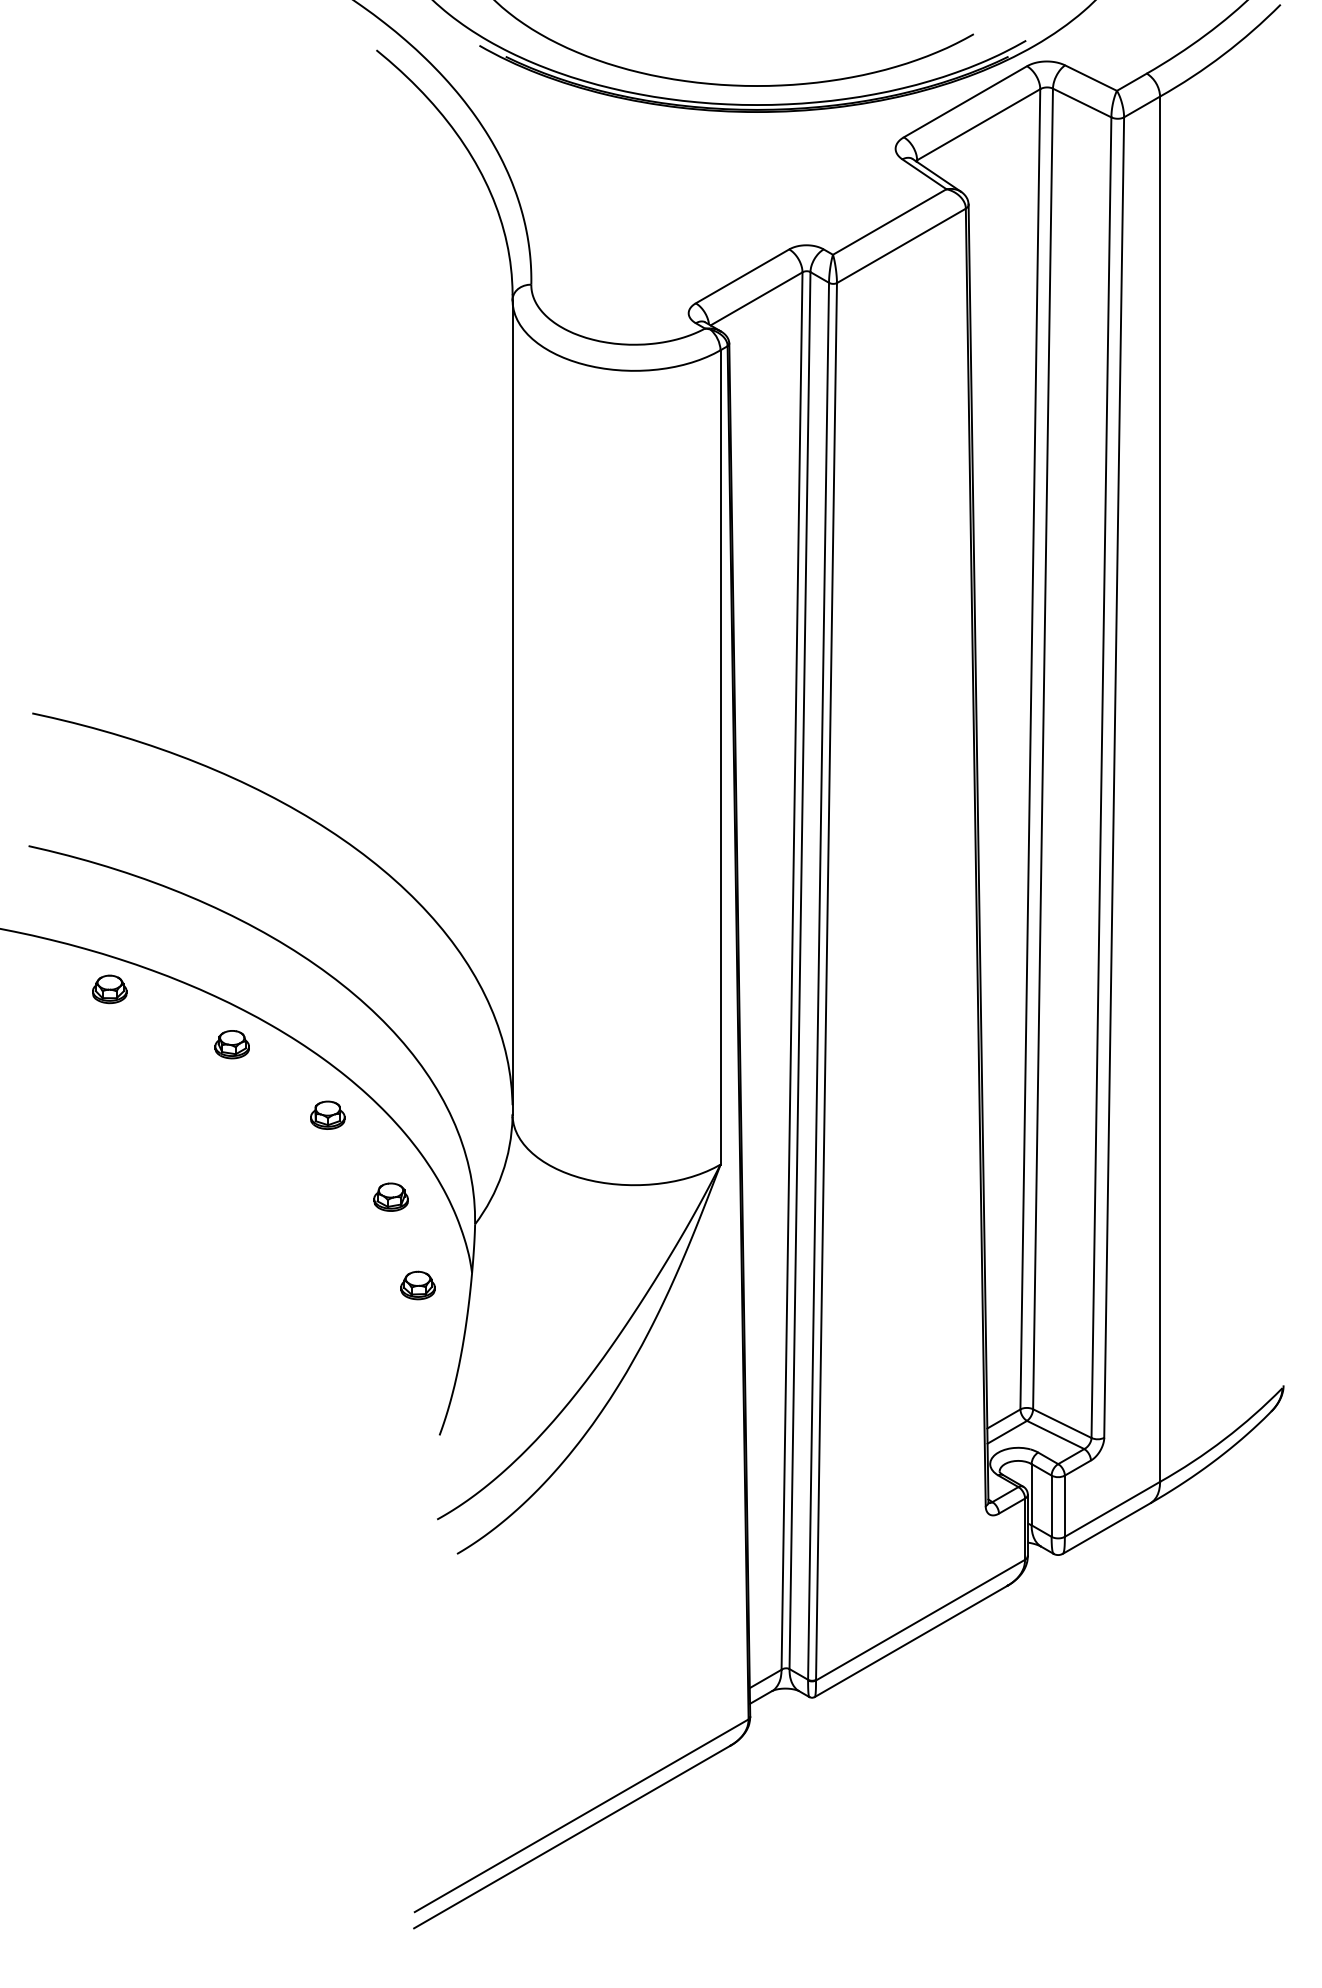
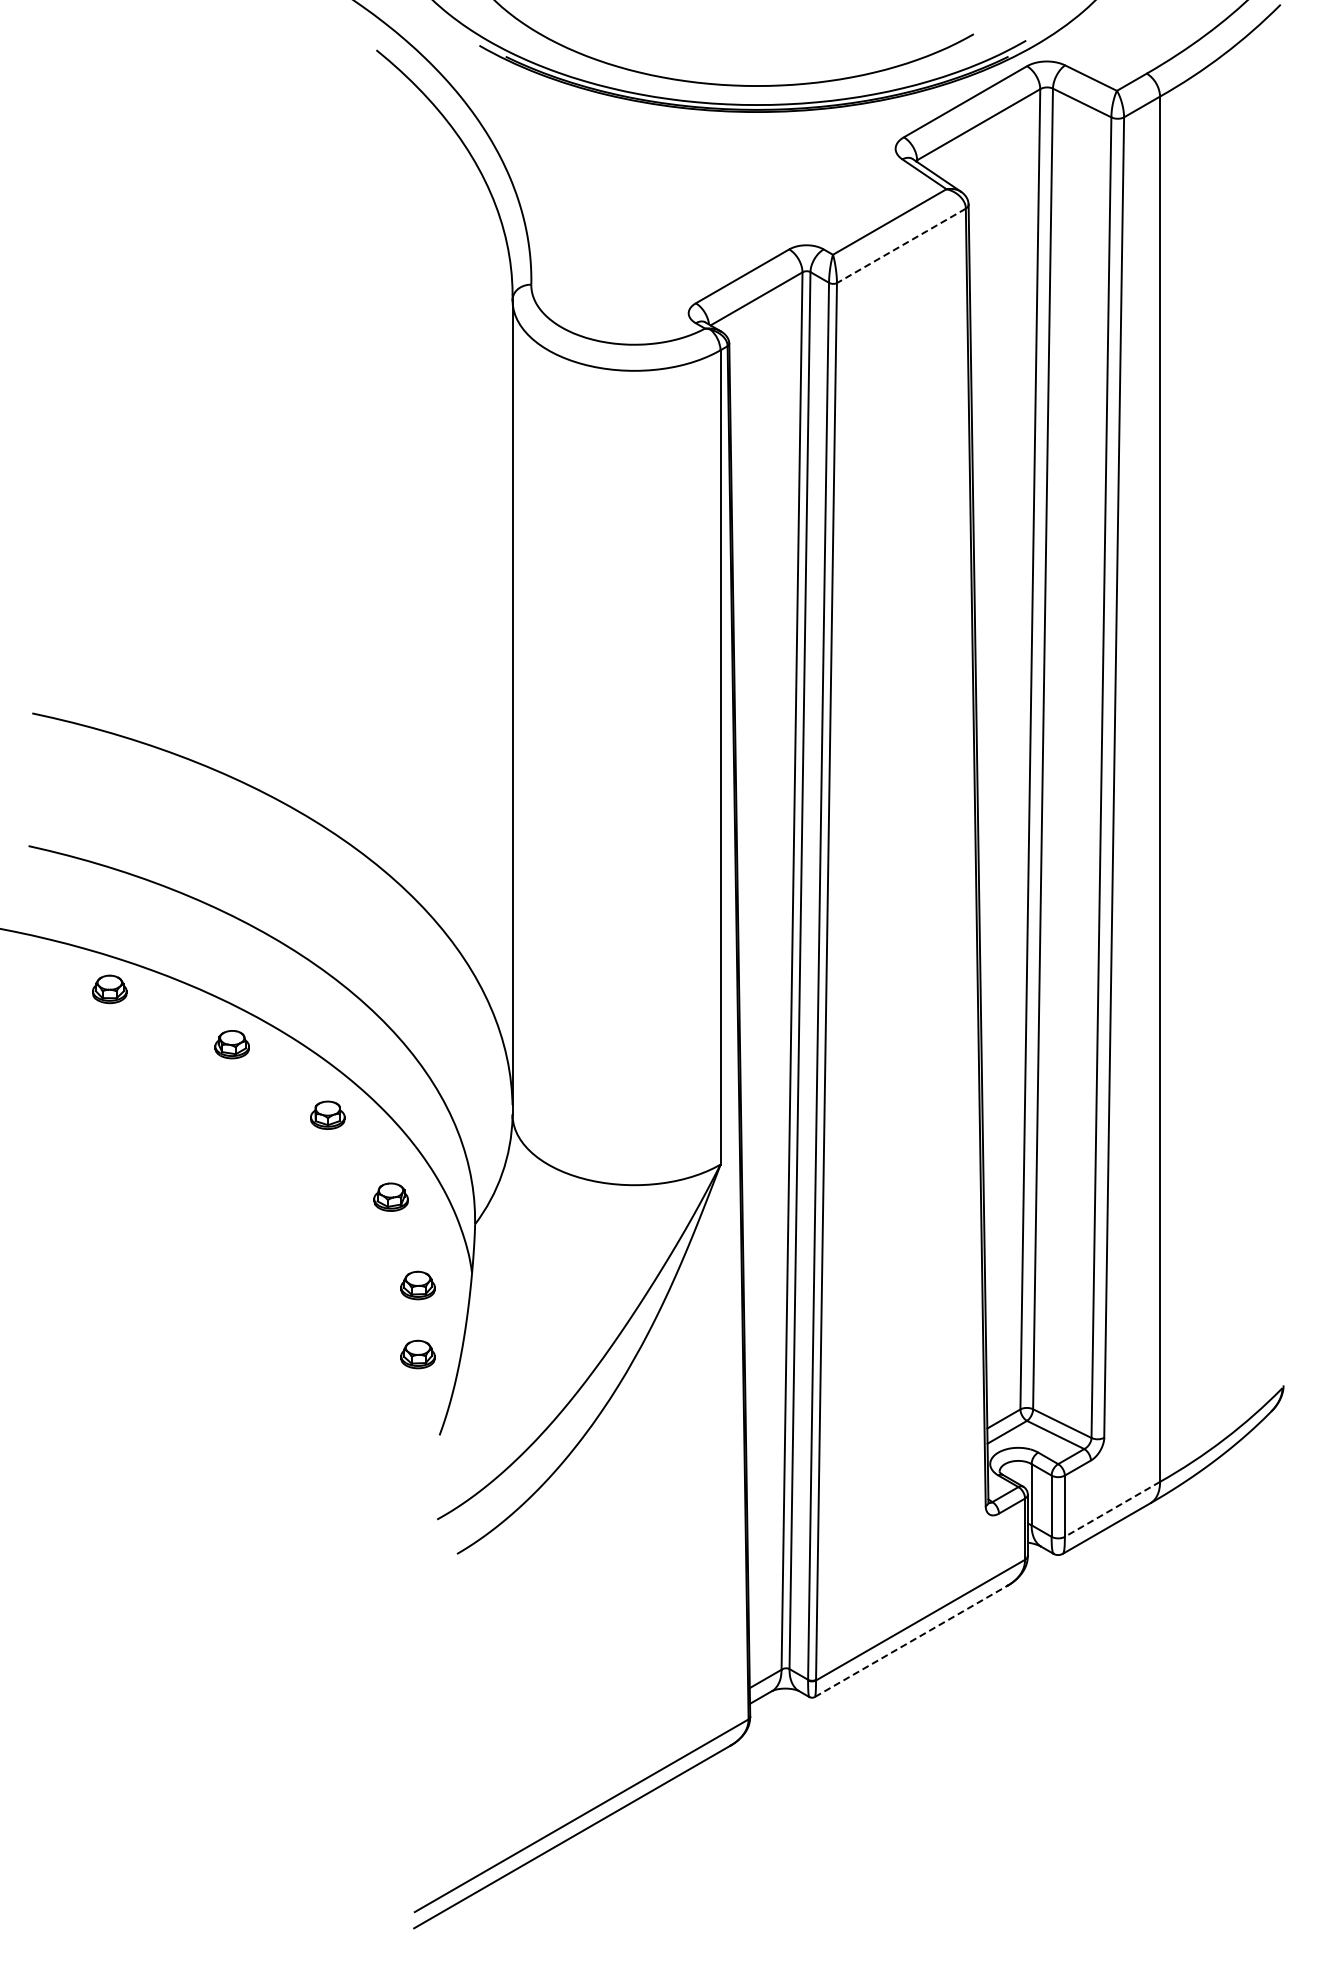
line: solid -> dashed (900, 246)
part: none -> present (417, 1354)
line: solid -> dashed (1112, 1509)
line: solid -> dashed (911, 1641)
